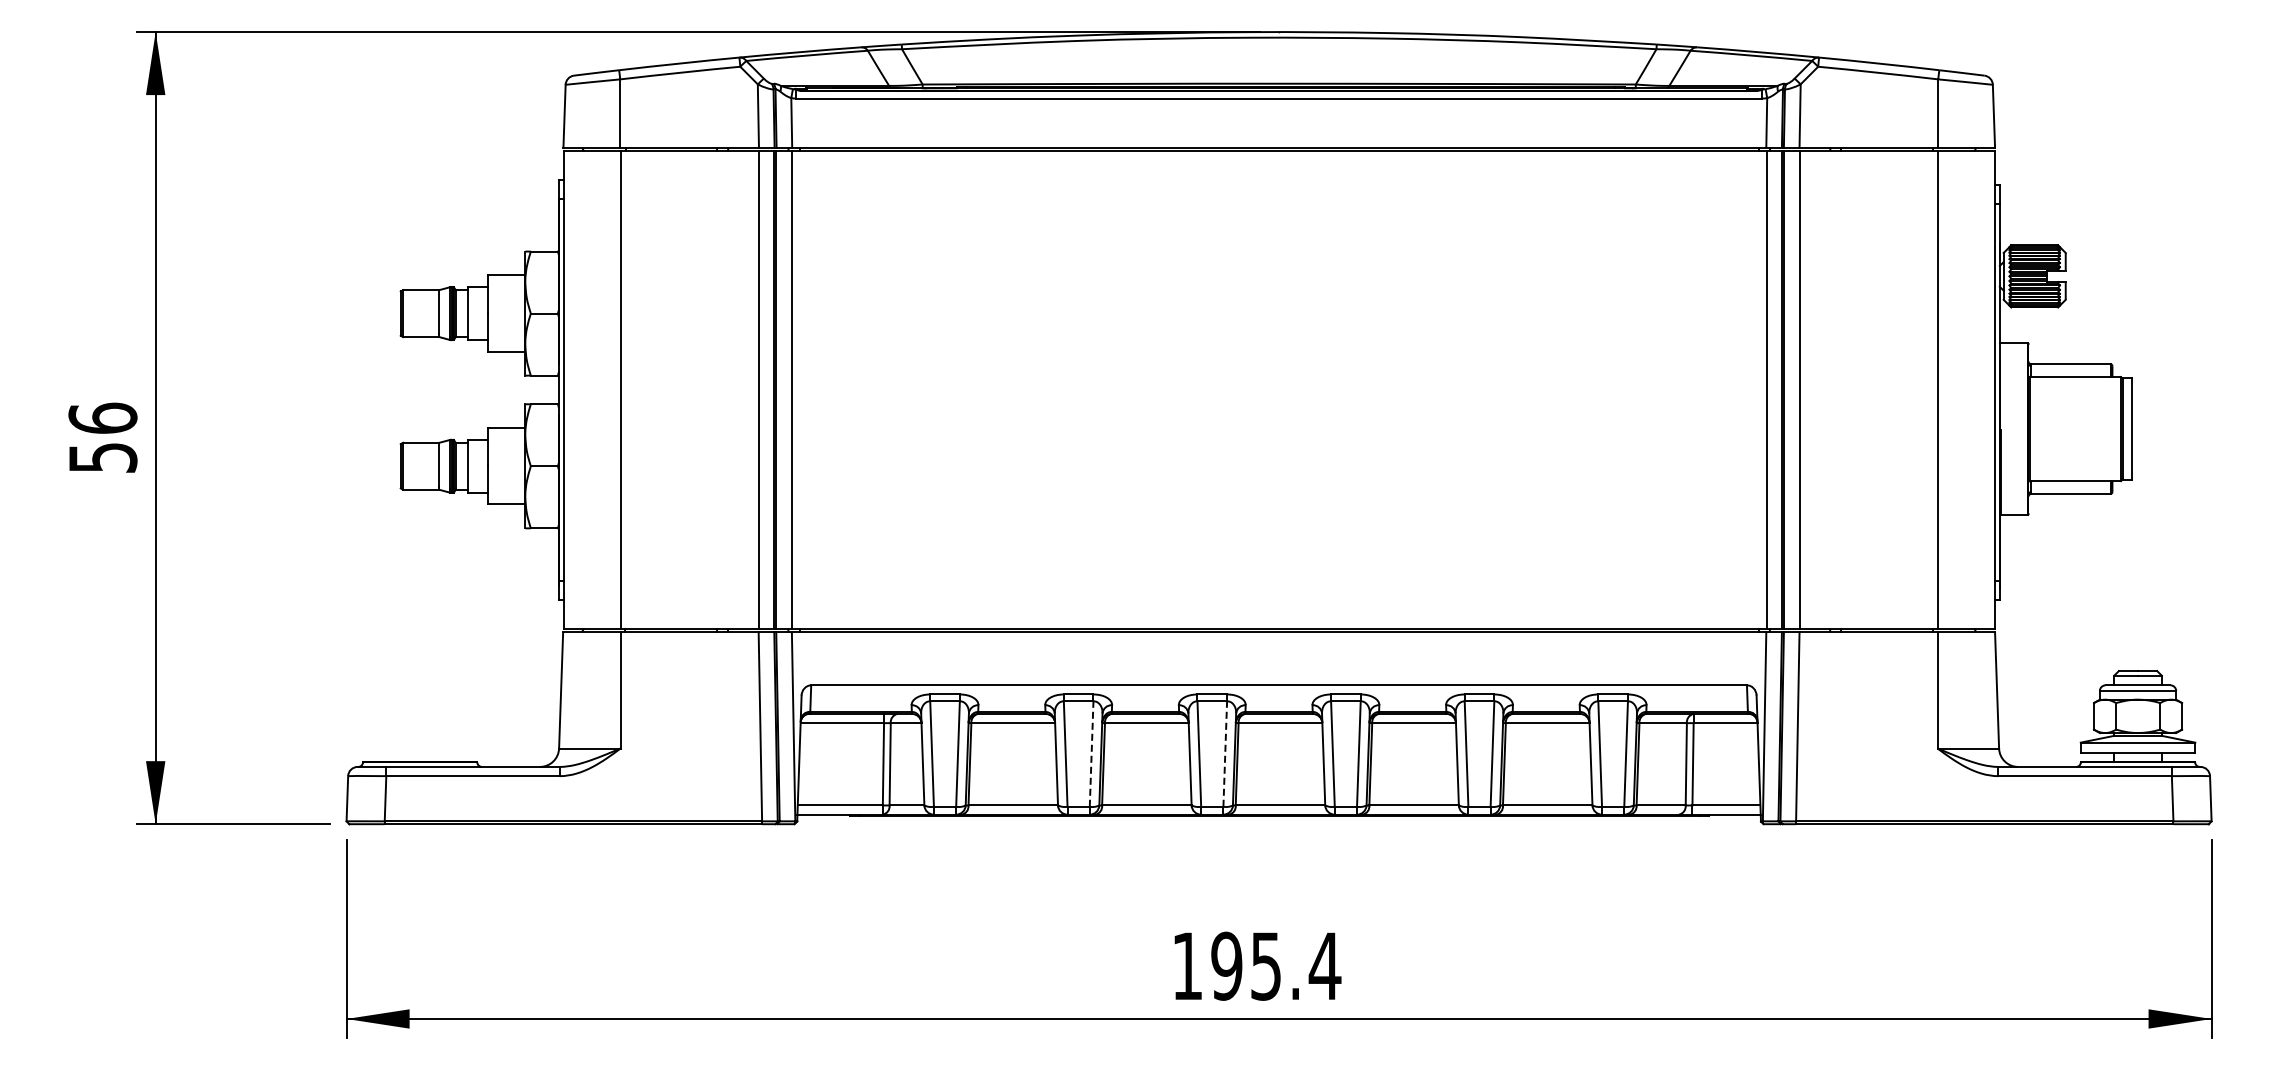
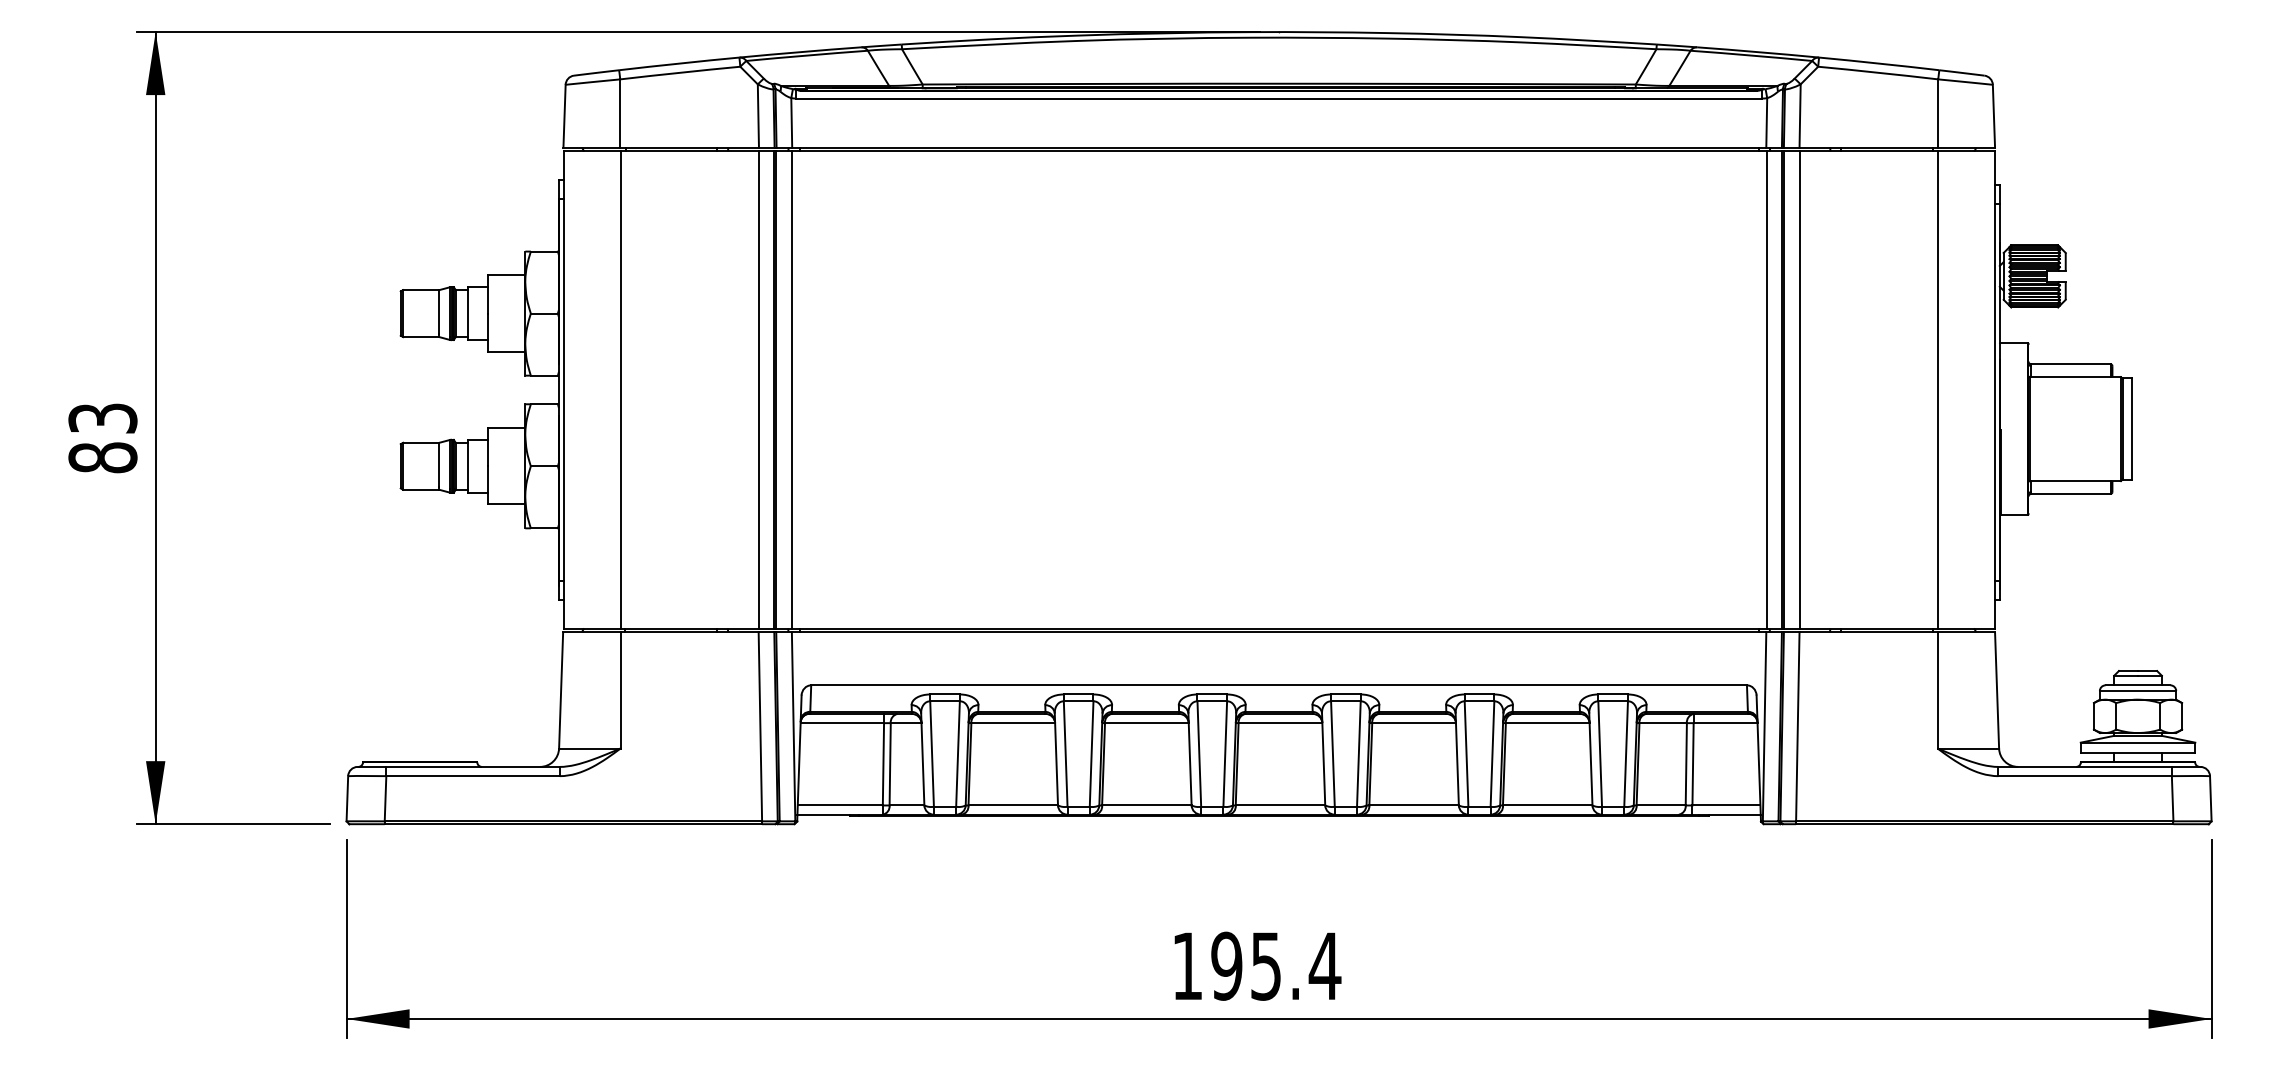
text: 56 -> 83 (102, 437)
line: dashed -> solid (1091, 754)
line: dashed -> solid (1225, 754)
